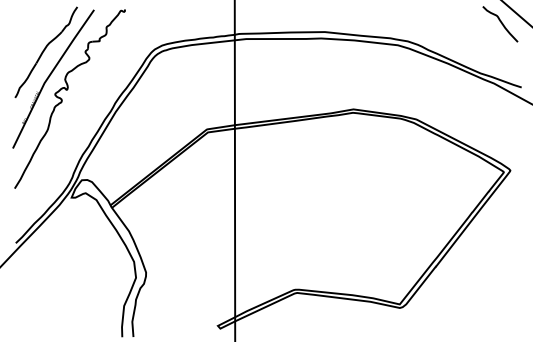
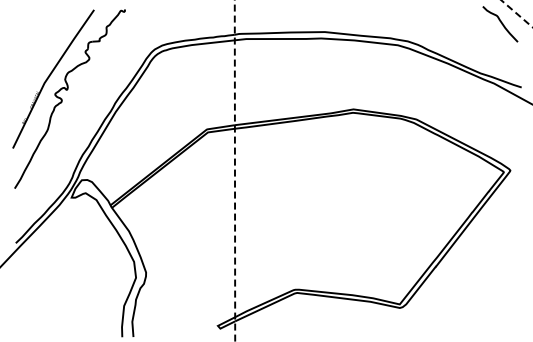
line: solid -> dashed (516, 13)
part: present -> none (45, 52)
line: solid -> dashed (234, 170)
